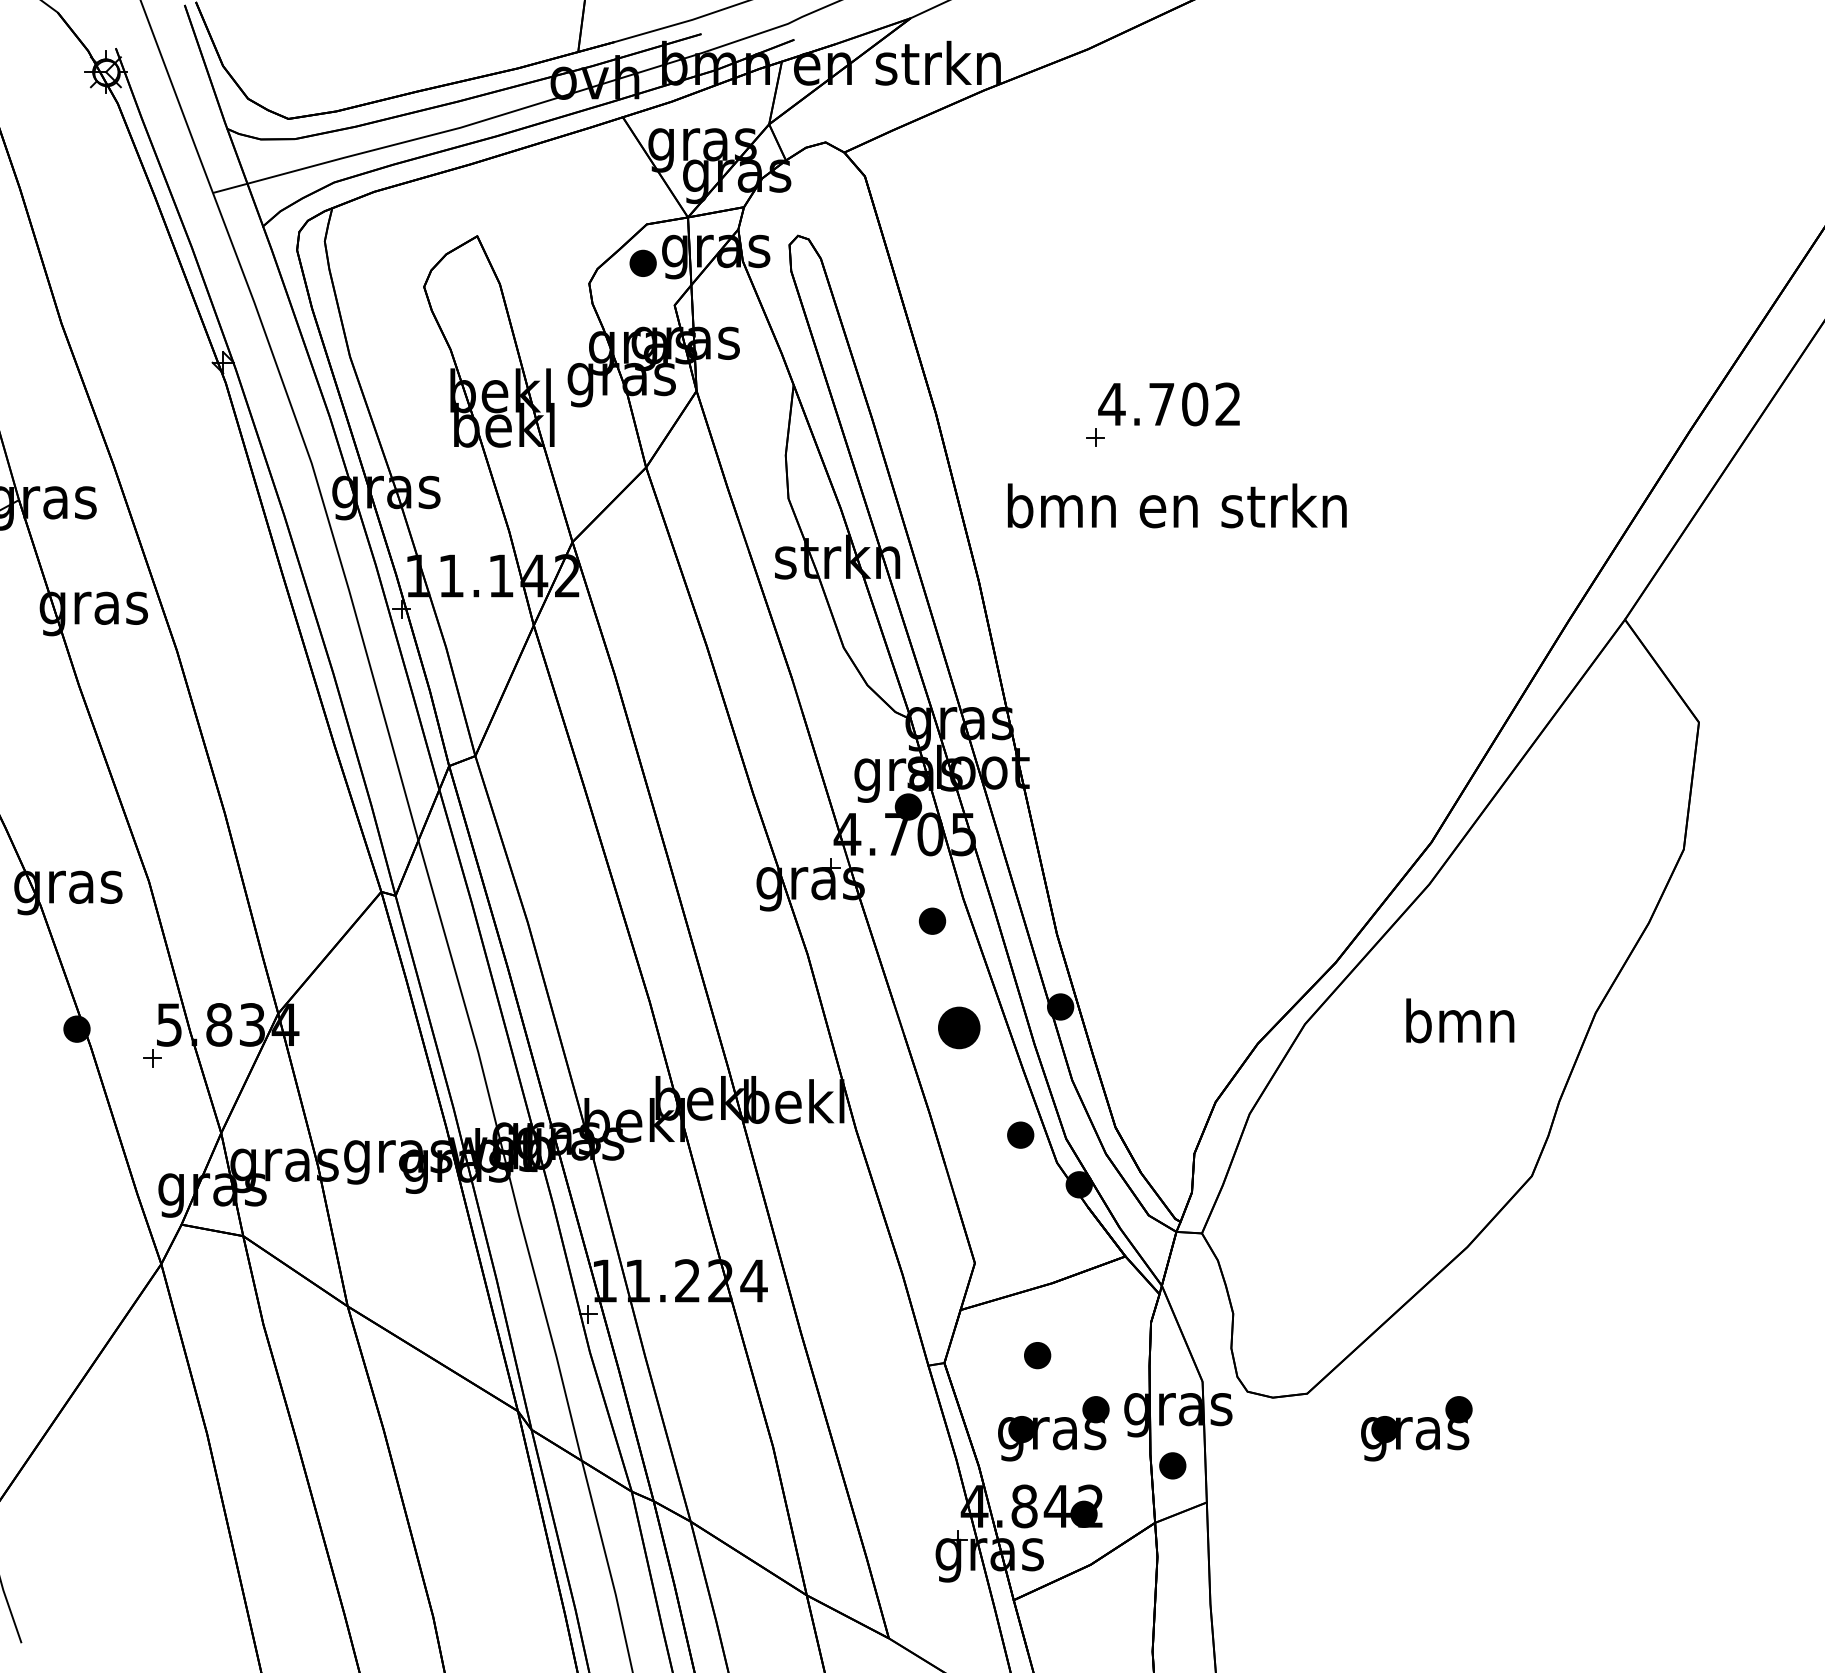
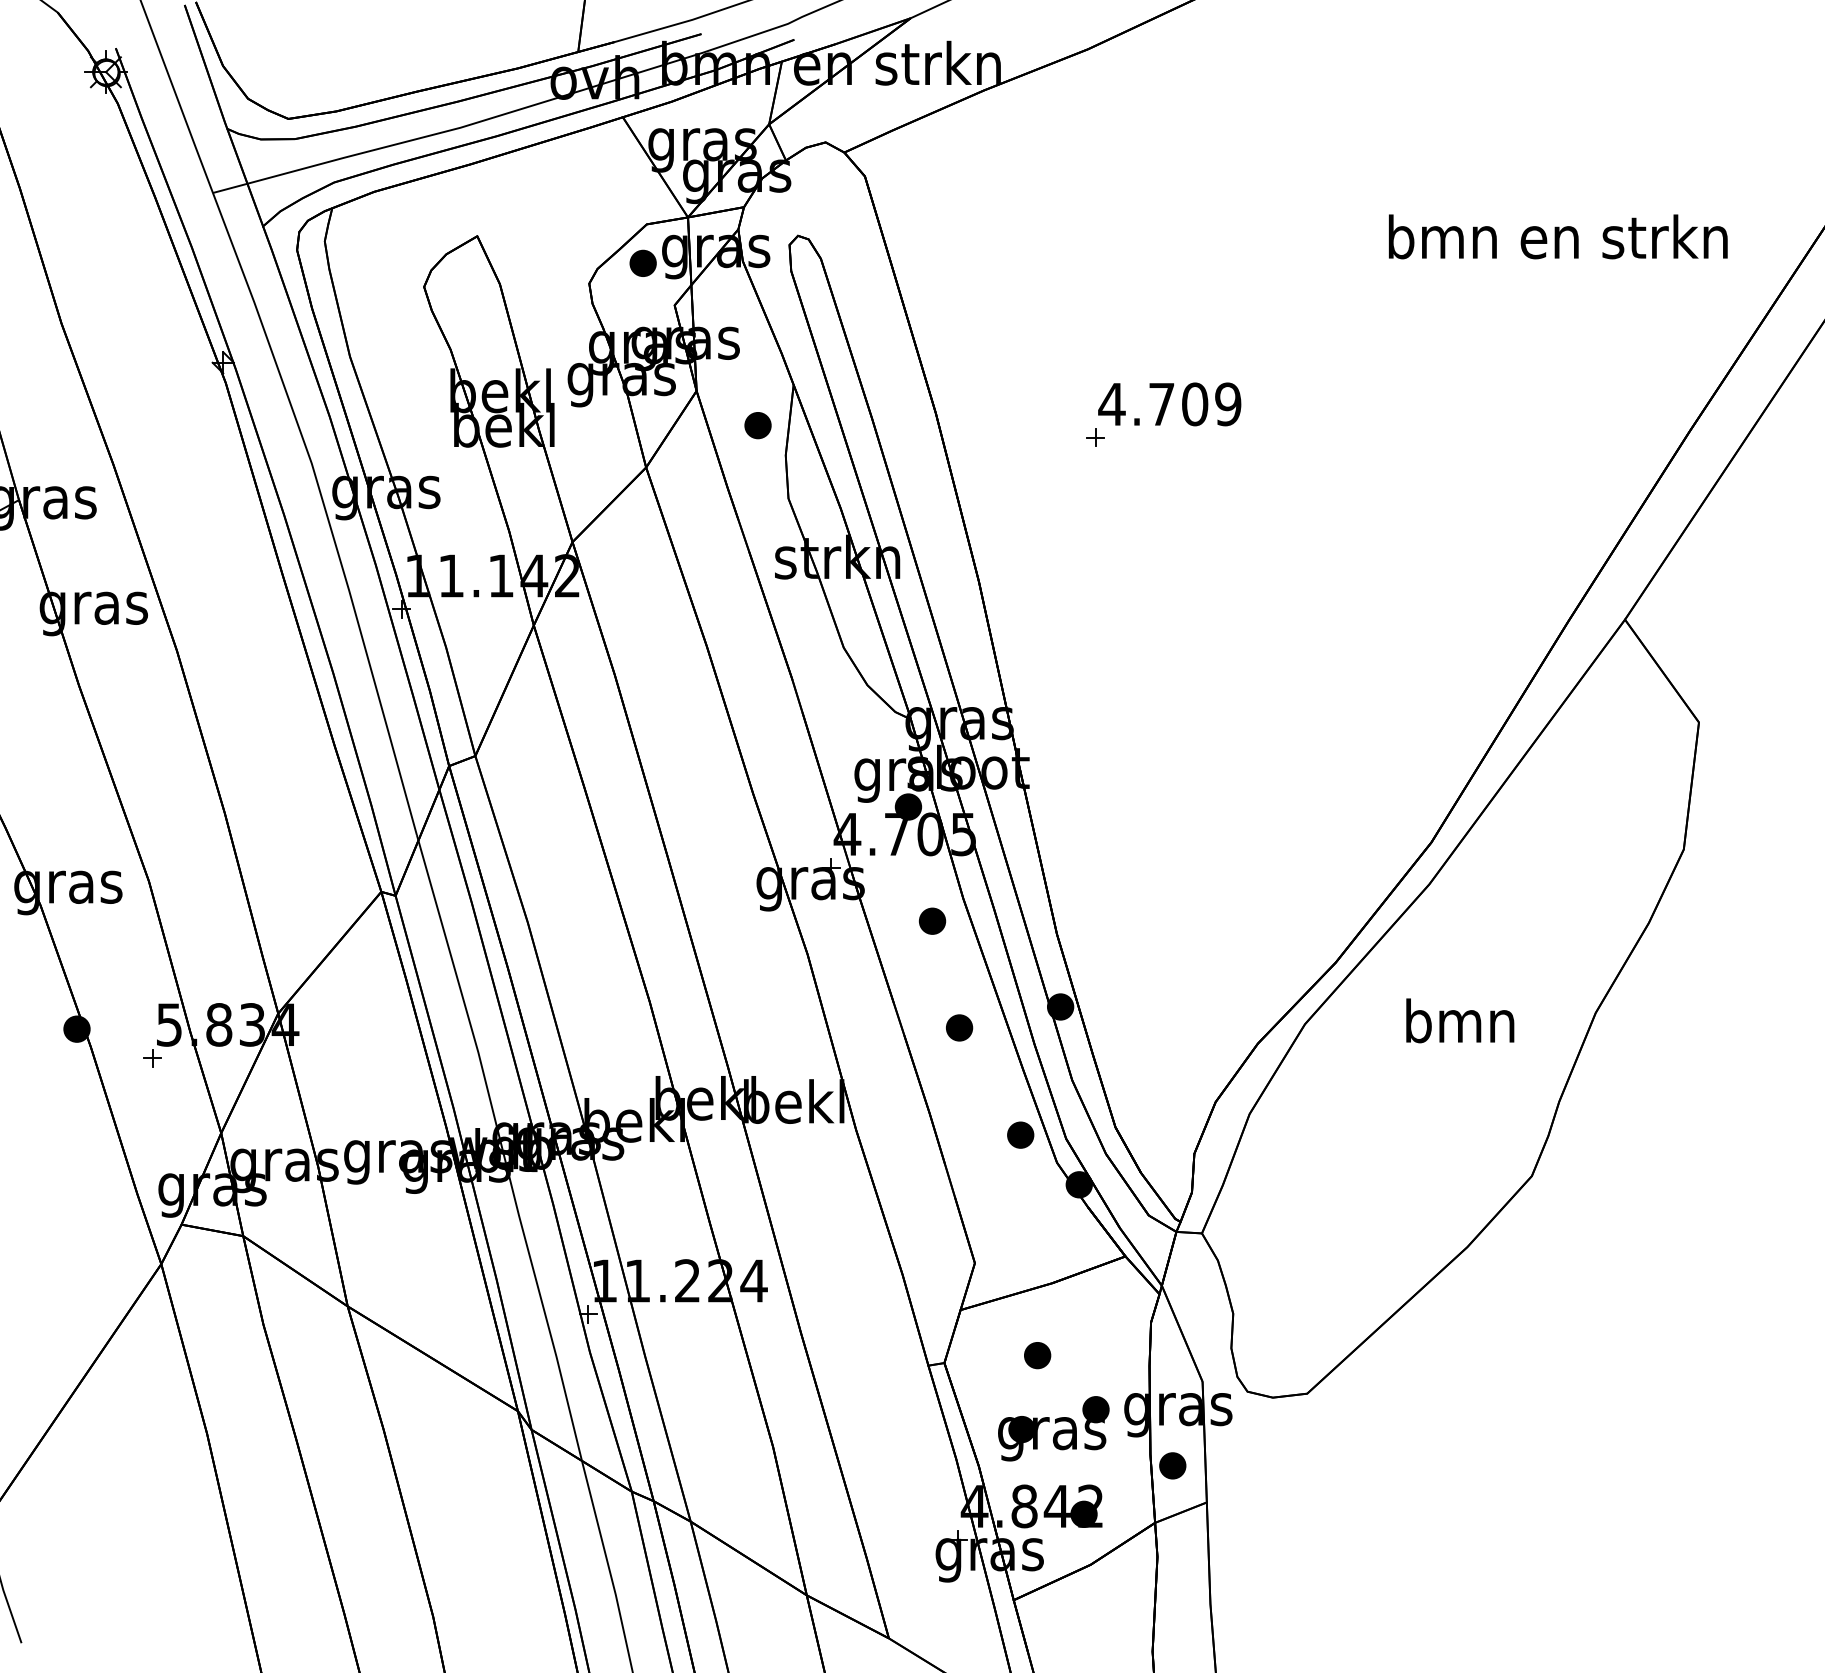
text: 4.702 -> 4.709 (1228, 404)
part: none -> present (757, 425)
text position: (1177, 505) -> (1558, 236) (1558, 236)
part size: 43x44 px -> 28x28 px (959, 1027)
part: present -> none (1416, 1428)
